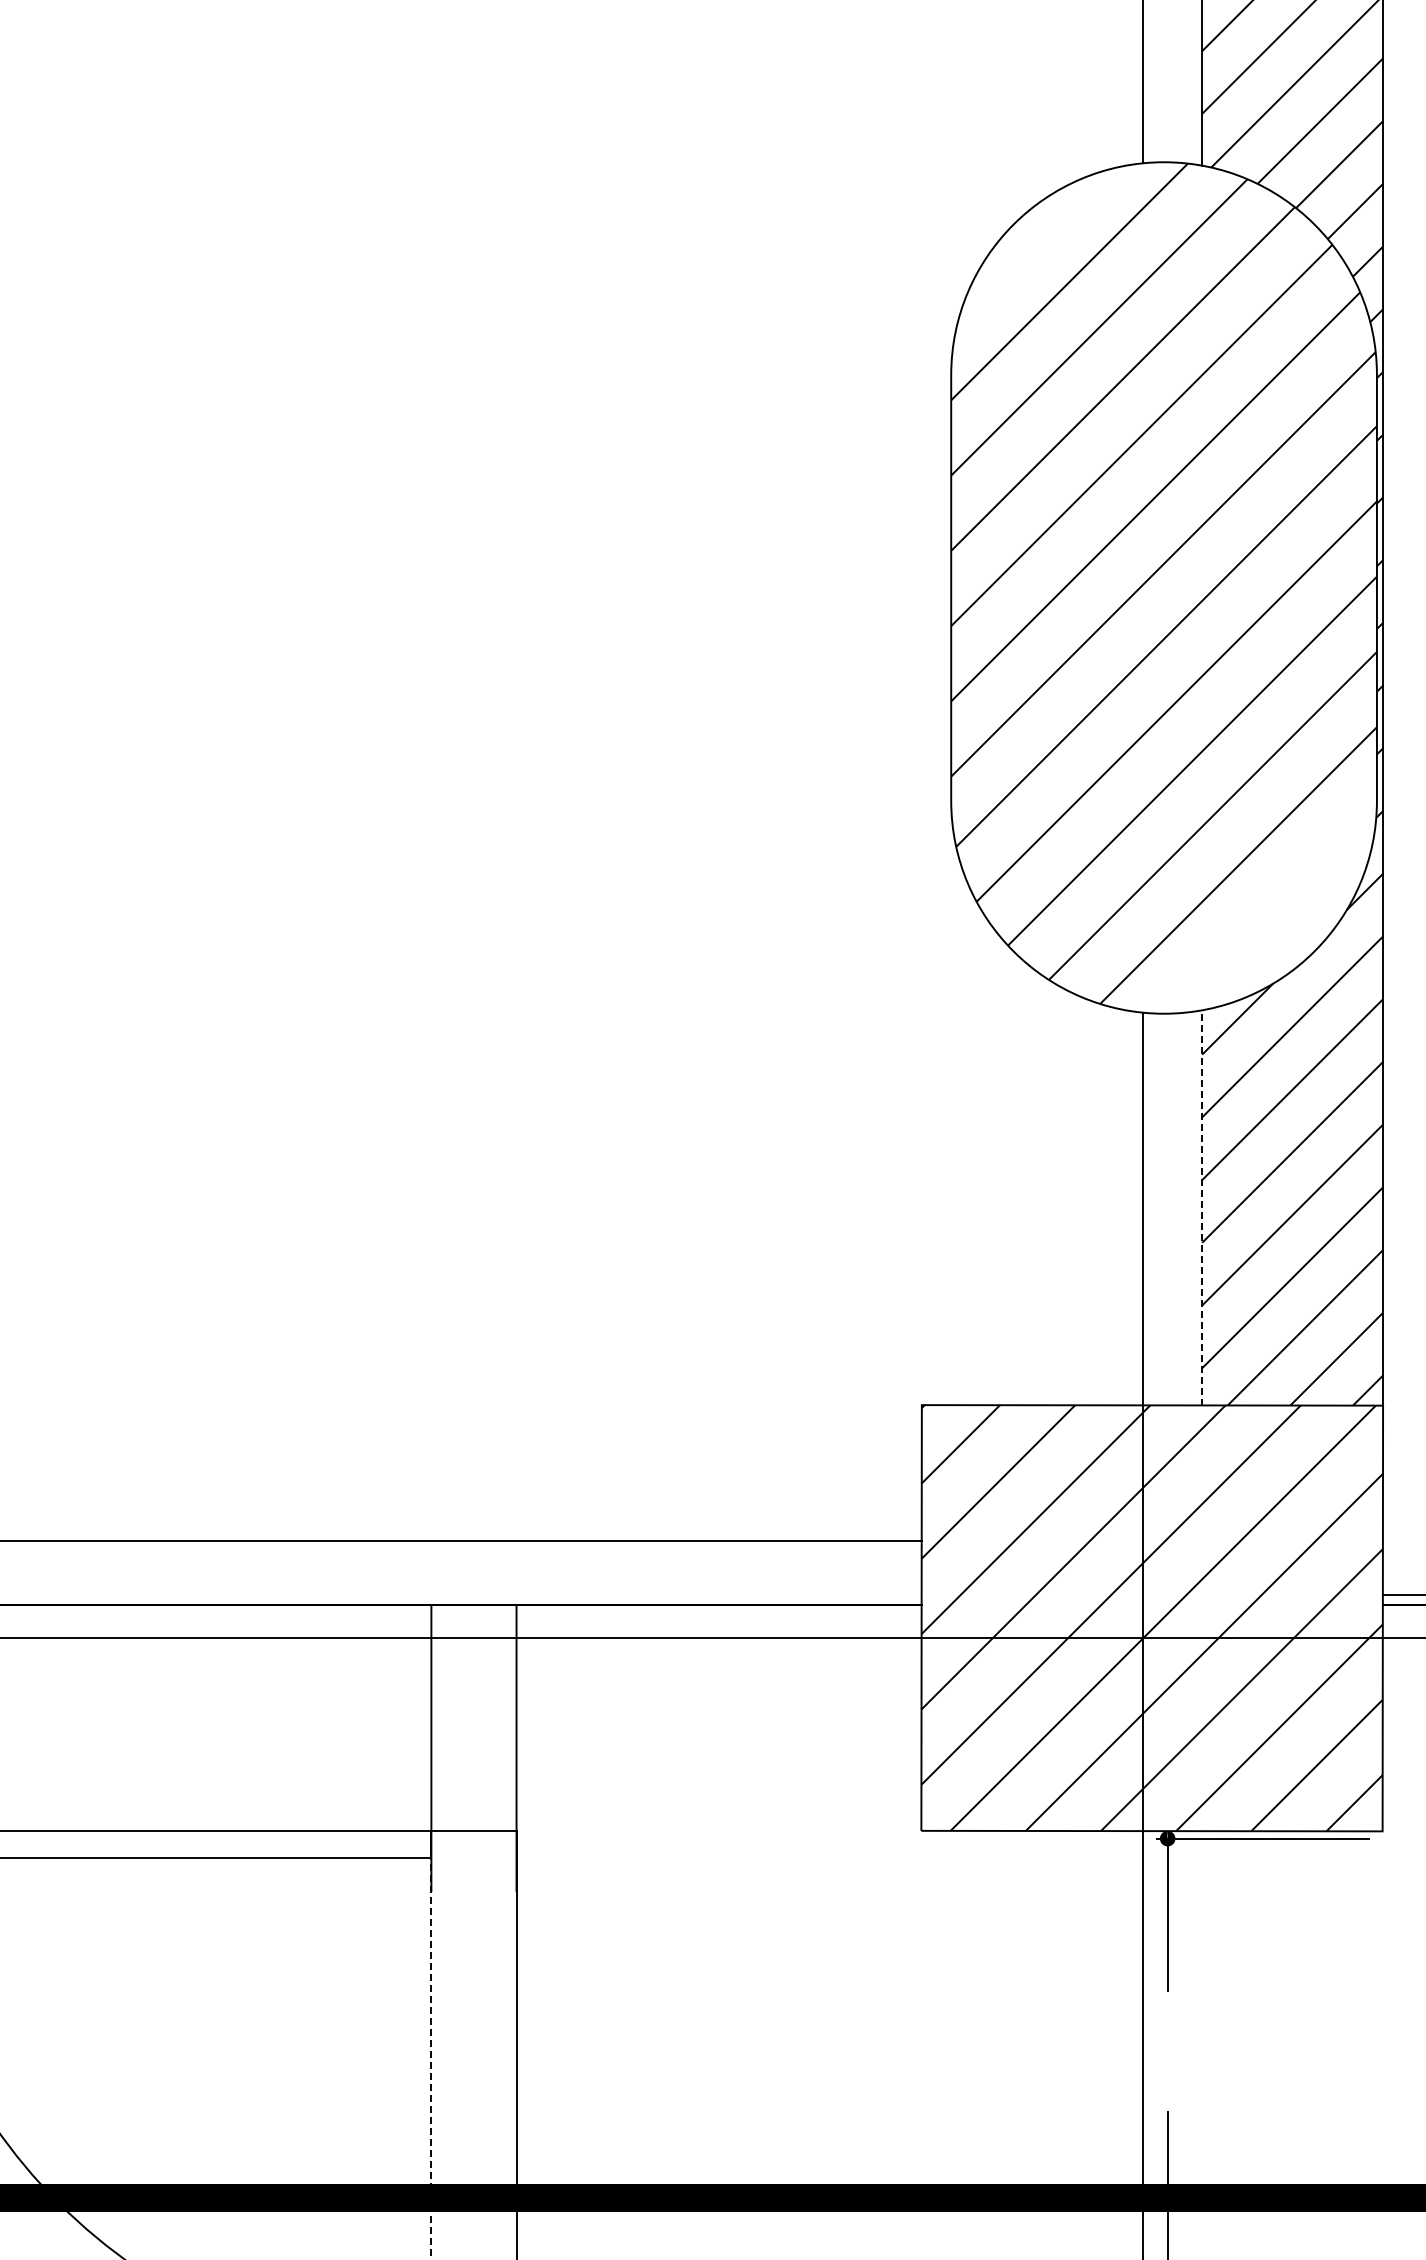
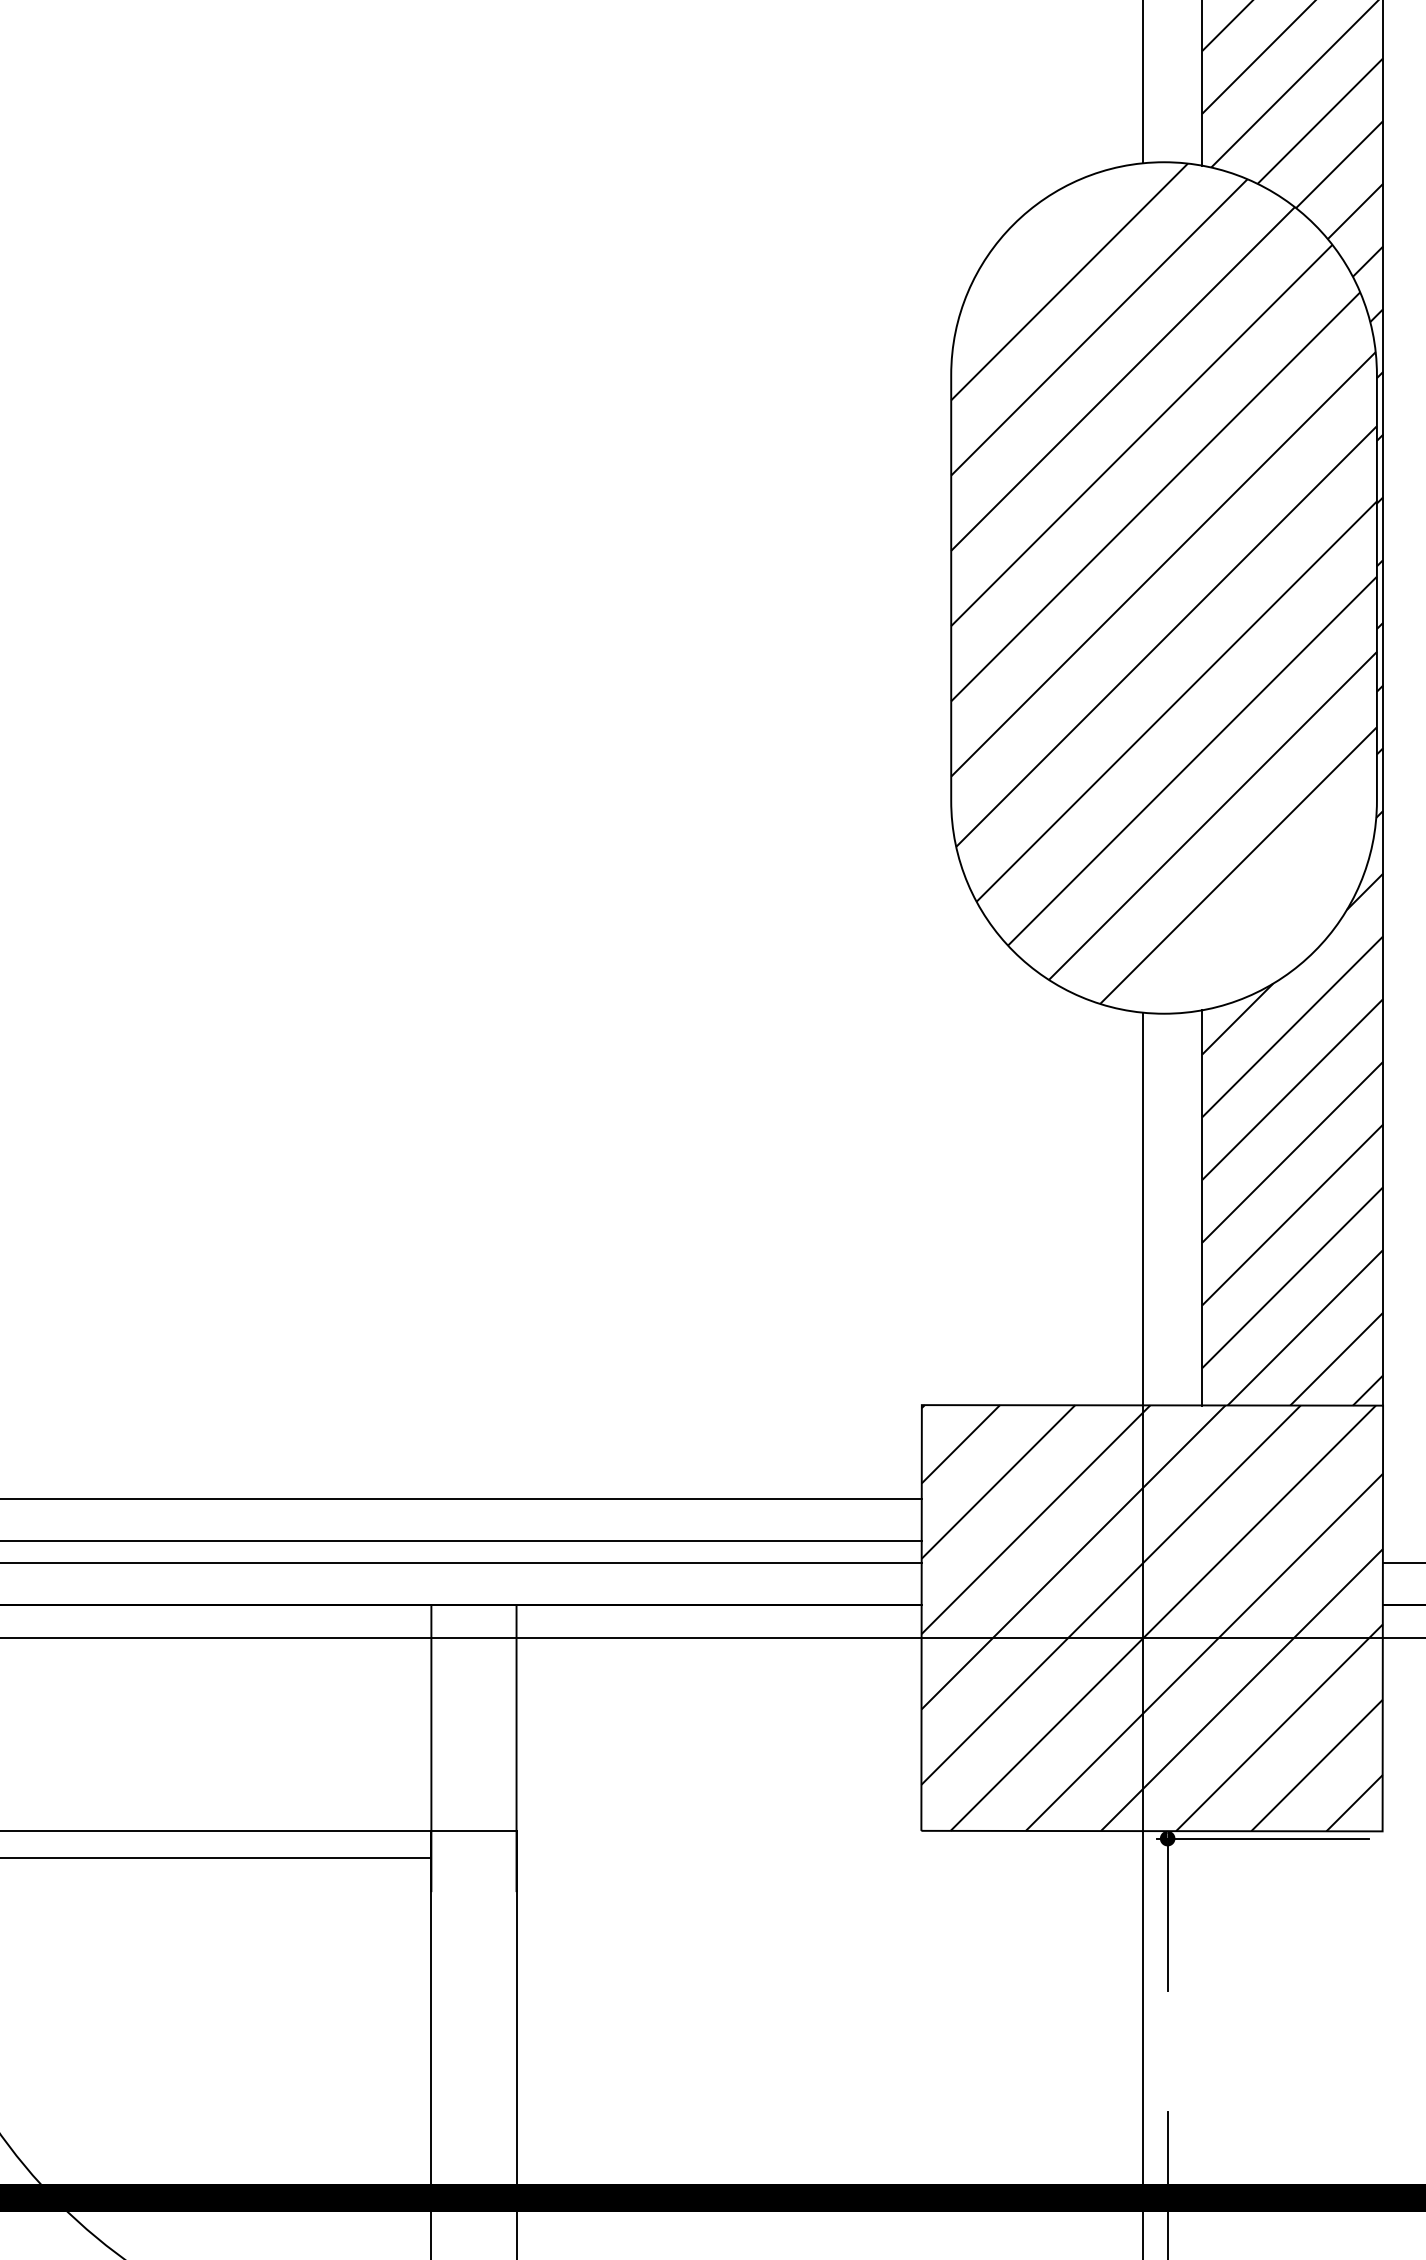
line: dashed -> solid (1202, 1207)
line: none -> present (461, 1498)
line: none -> present (461, 1562)
line position: (1402, 1594) -> (1402, 1562) (1402, 1562)
line: dashed -> solid (431, 2045)
